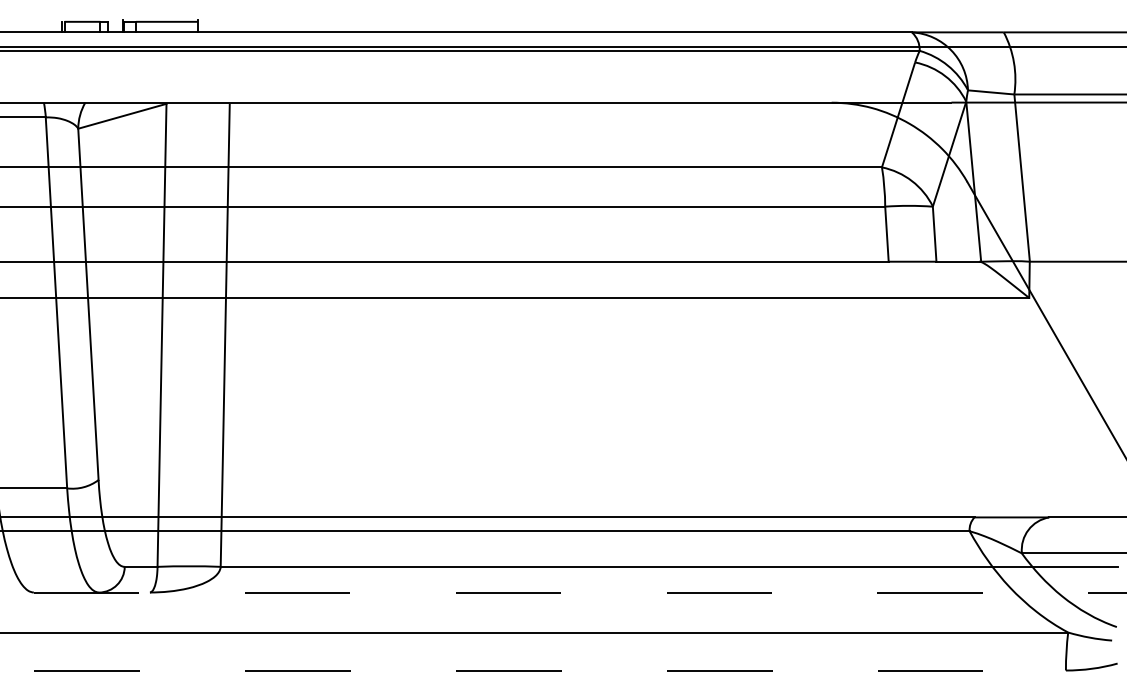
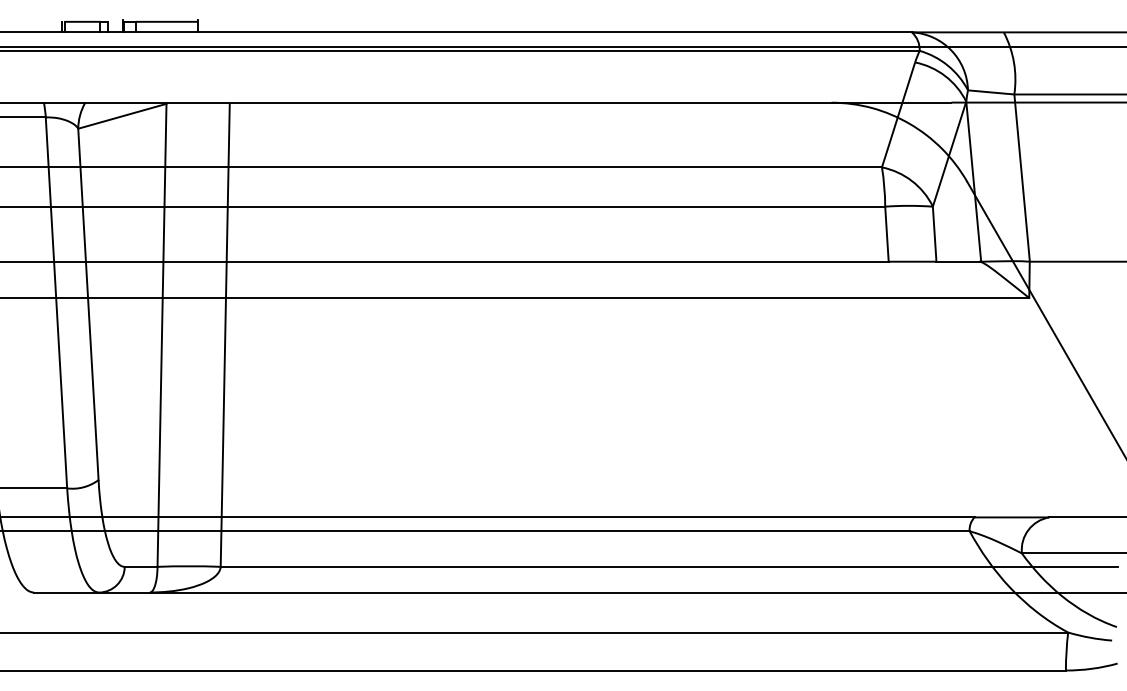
line: dashed -> solid (580, 592)
line: dashed -> solid (533, 670)
